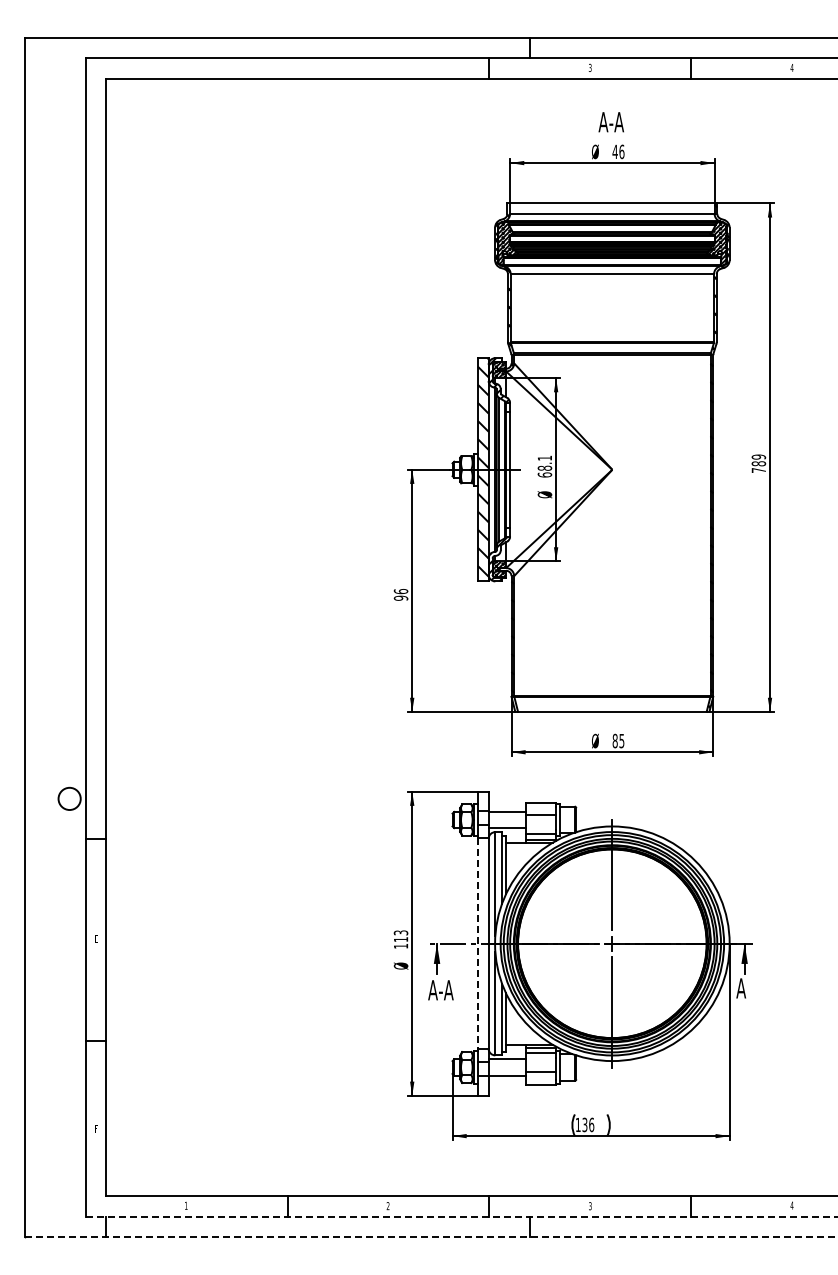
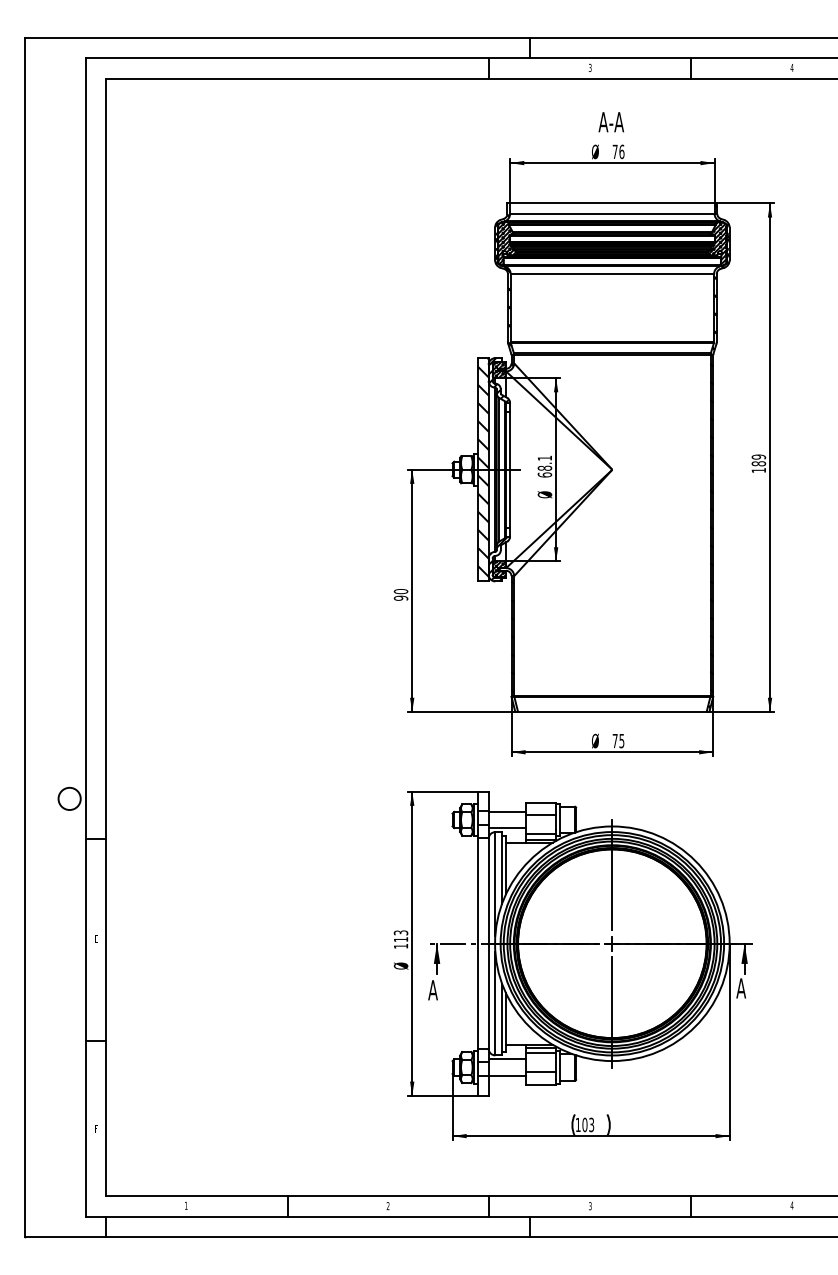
text: 46 -> 76 (614, 151)
text: 789 -> 189 (758, 470)
text: 96 -> 90 (400, 590)
text: 85 -> 75 (614, 740)
line: dashed -> solid (477, 943)
text: A-A -> A (446, 990)
text: 136 -> 103 (588, 1124)
line: dashed -> solid (461, 1216)
line: dashed -> solid (431, 1236)
